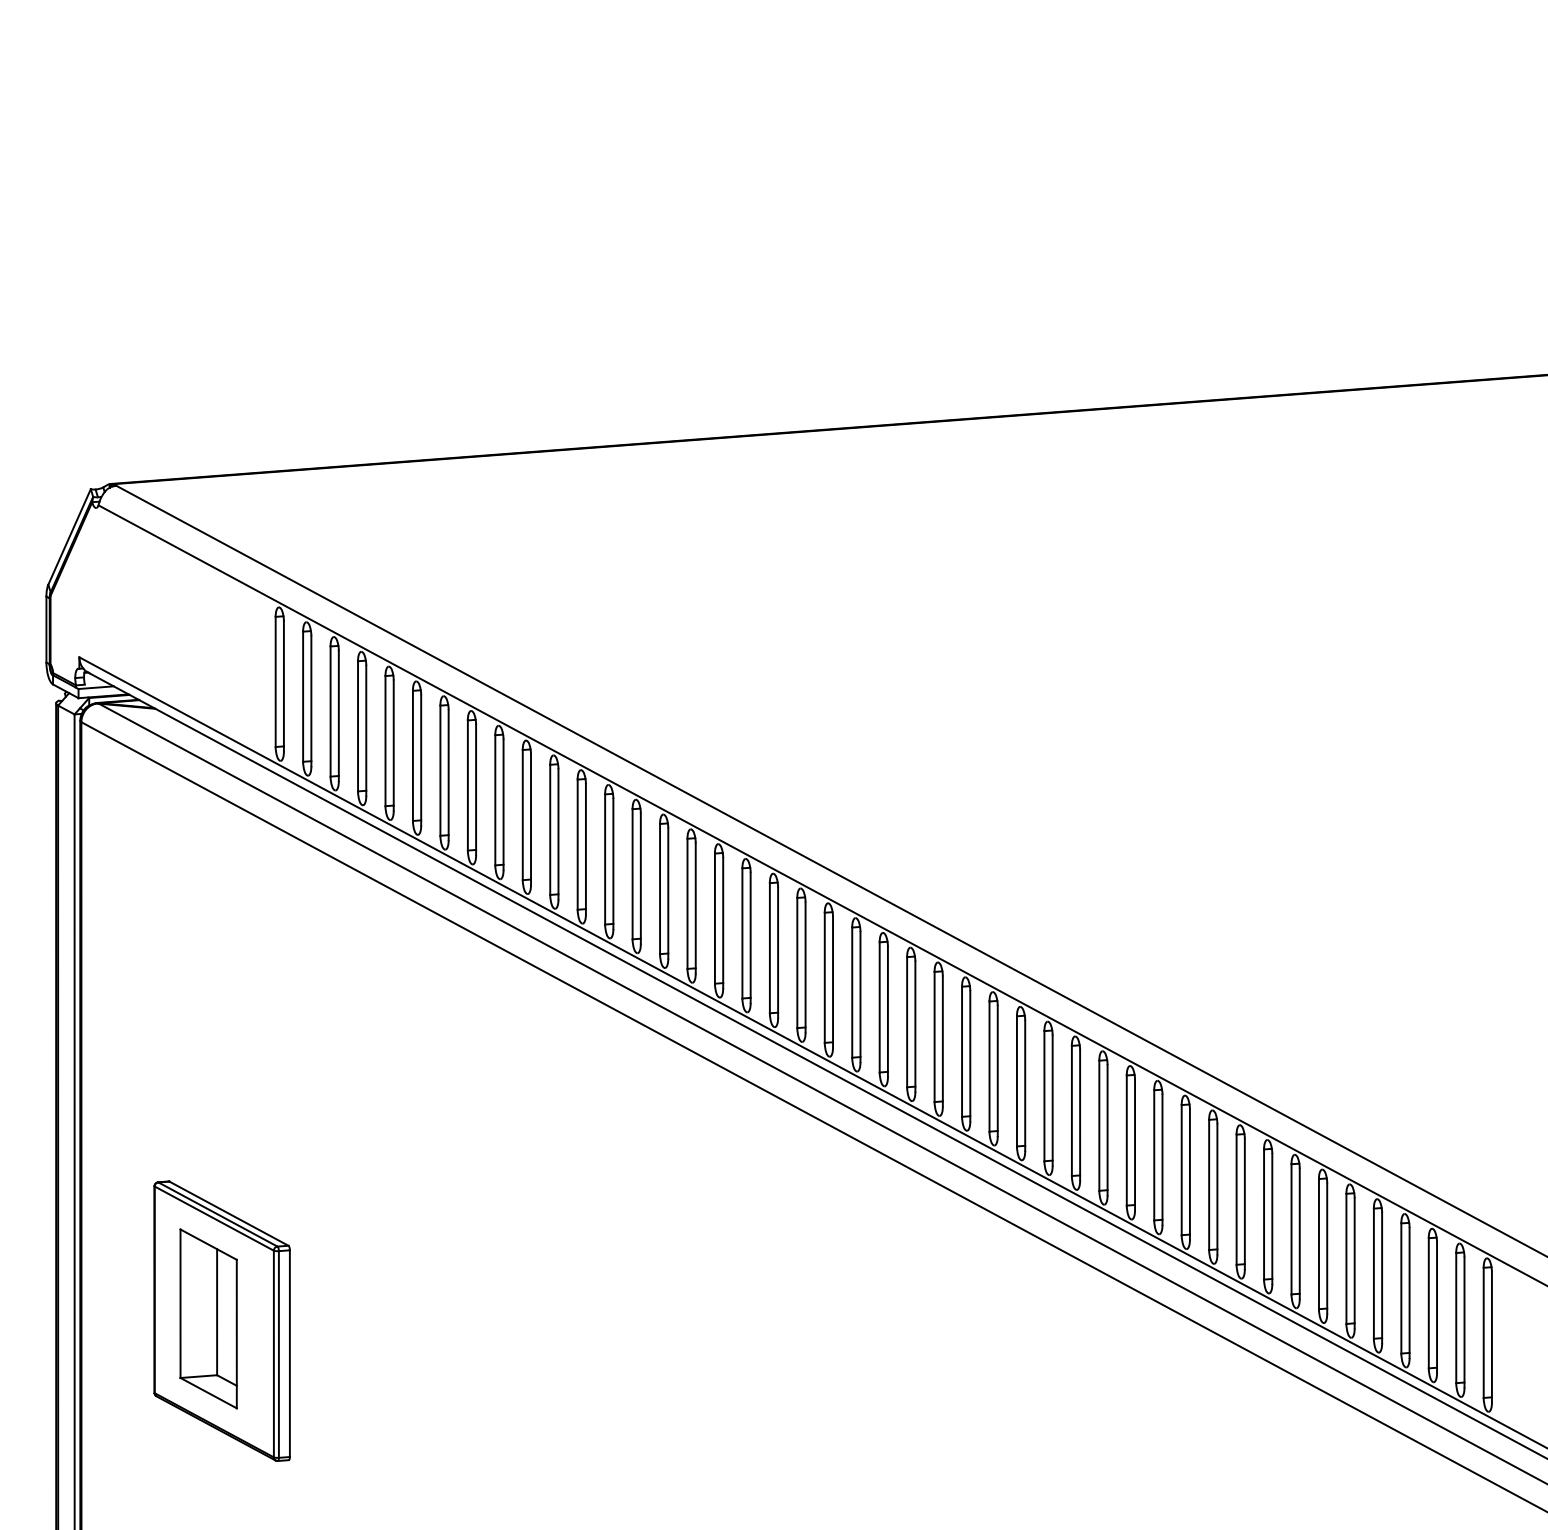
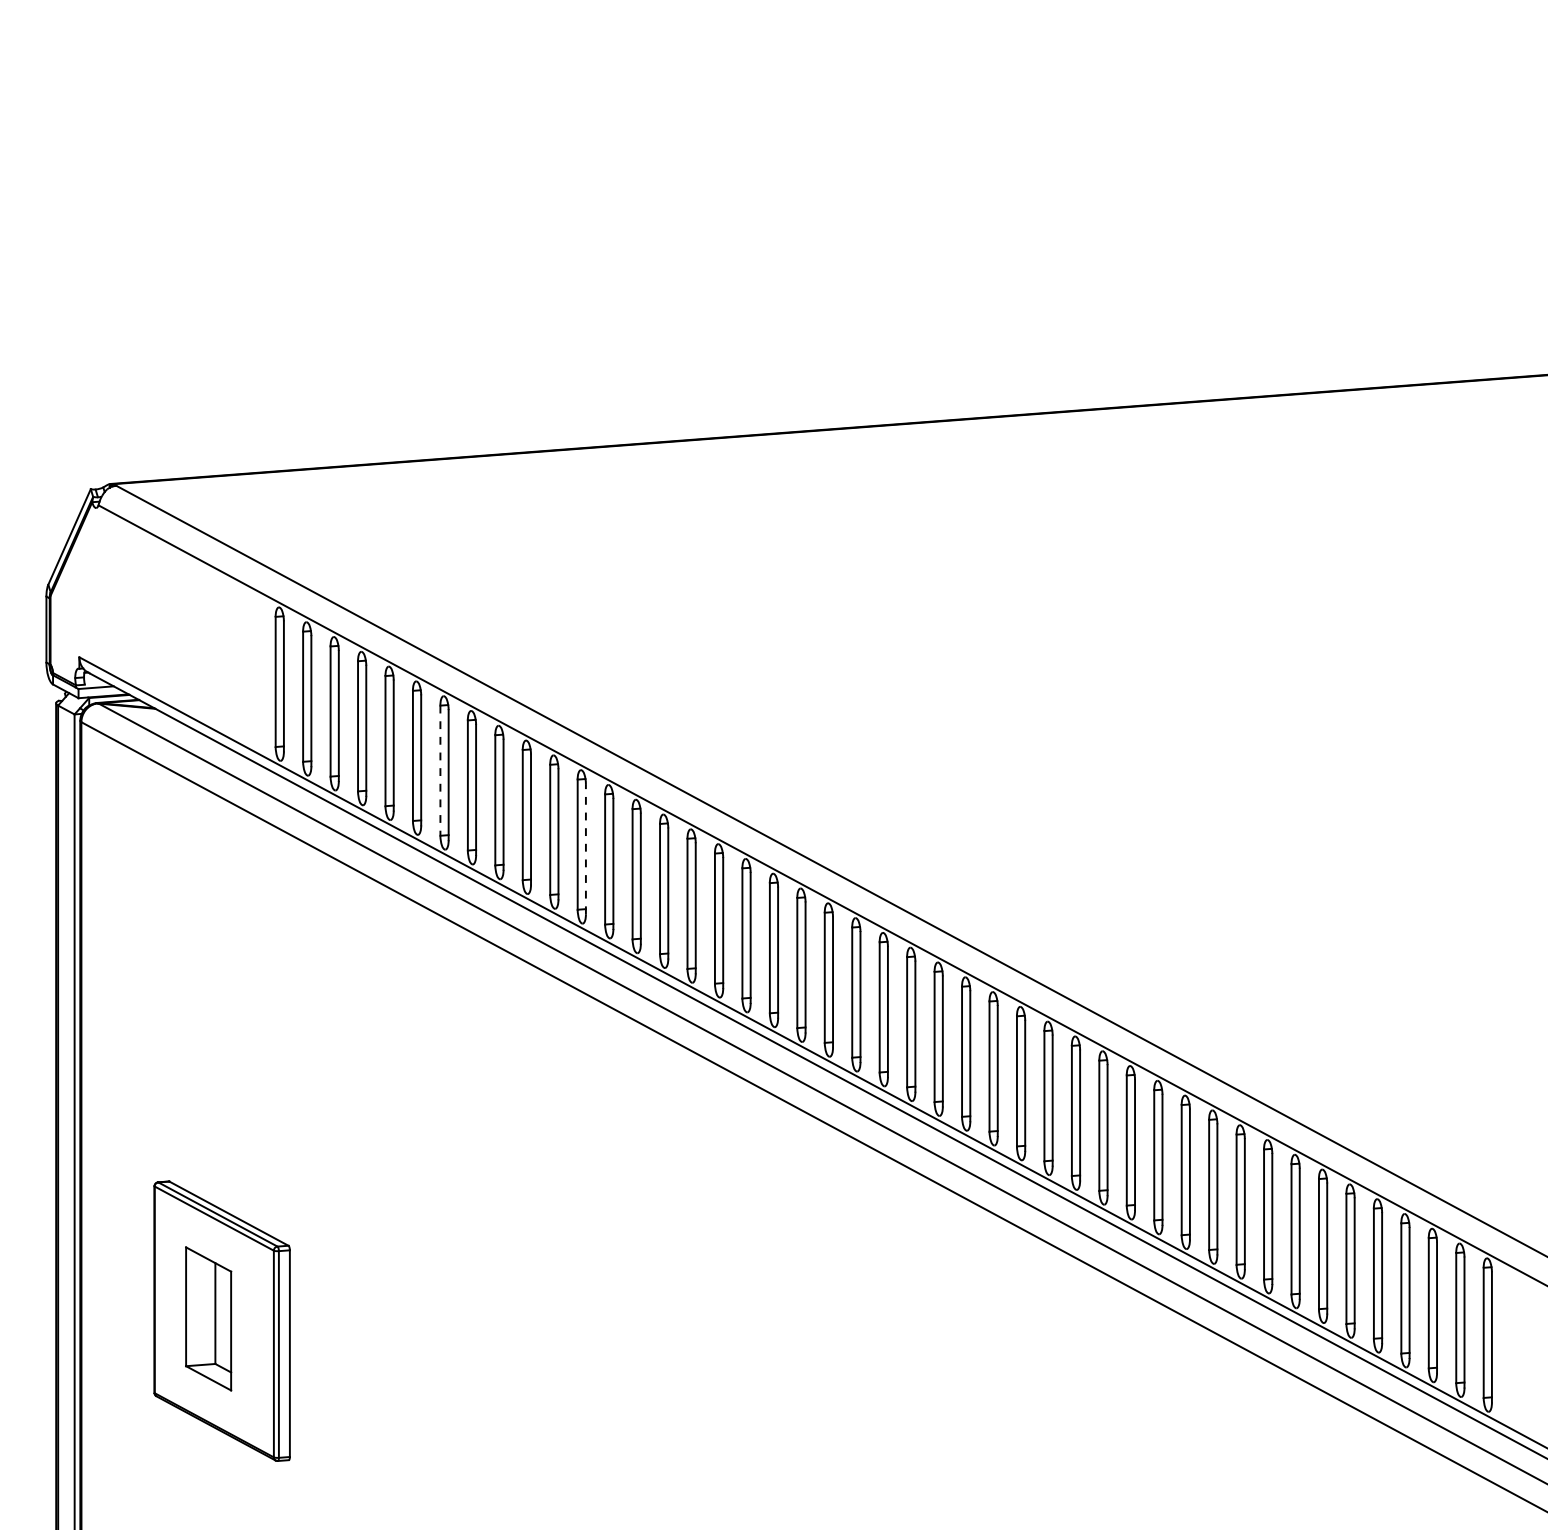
line: solid -> dashed (440, 771)
line: solid -> dashed (585, 848)
part size: 59x182 px -> 48x146 px (208, 1318)
